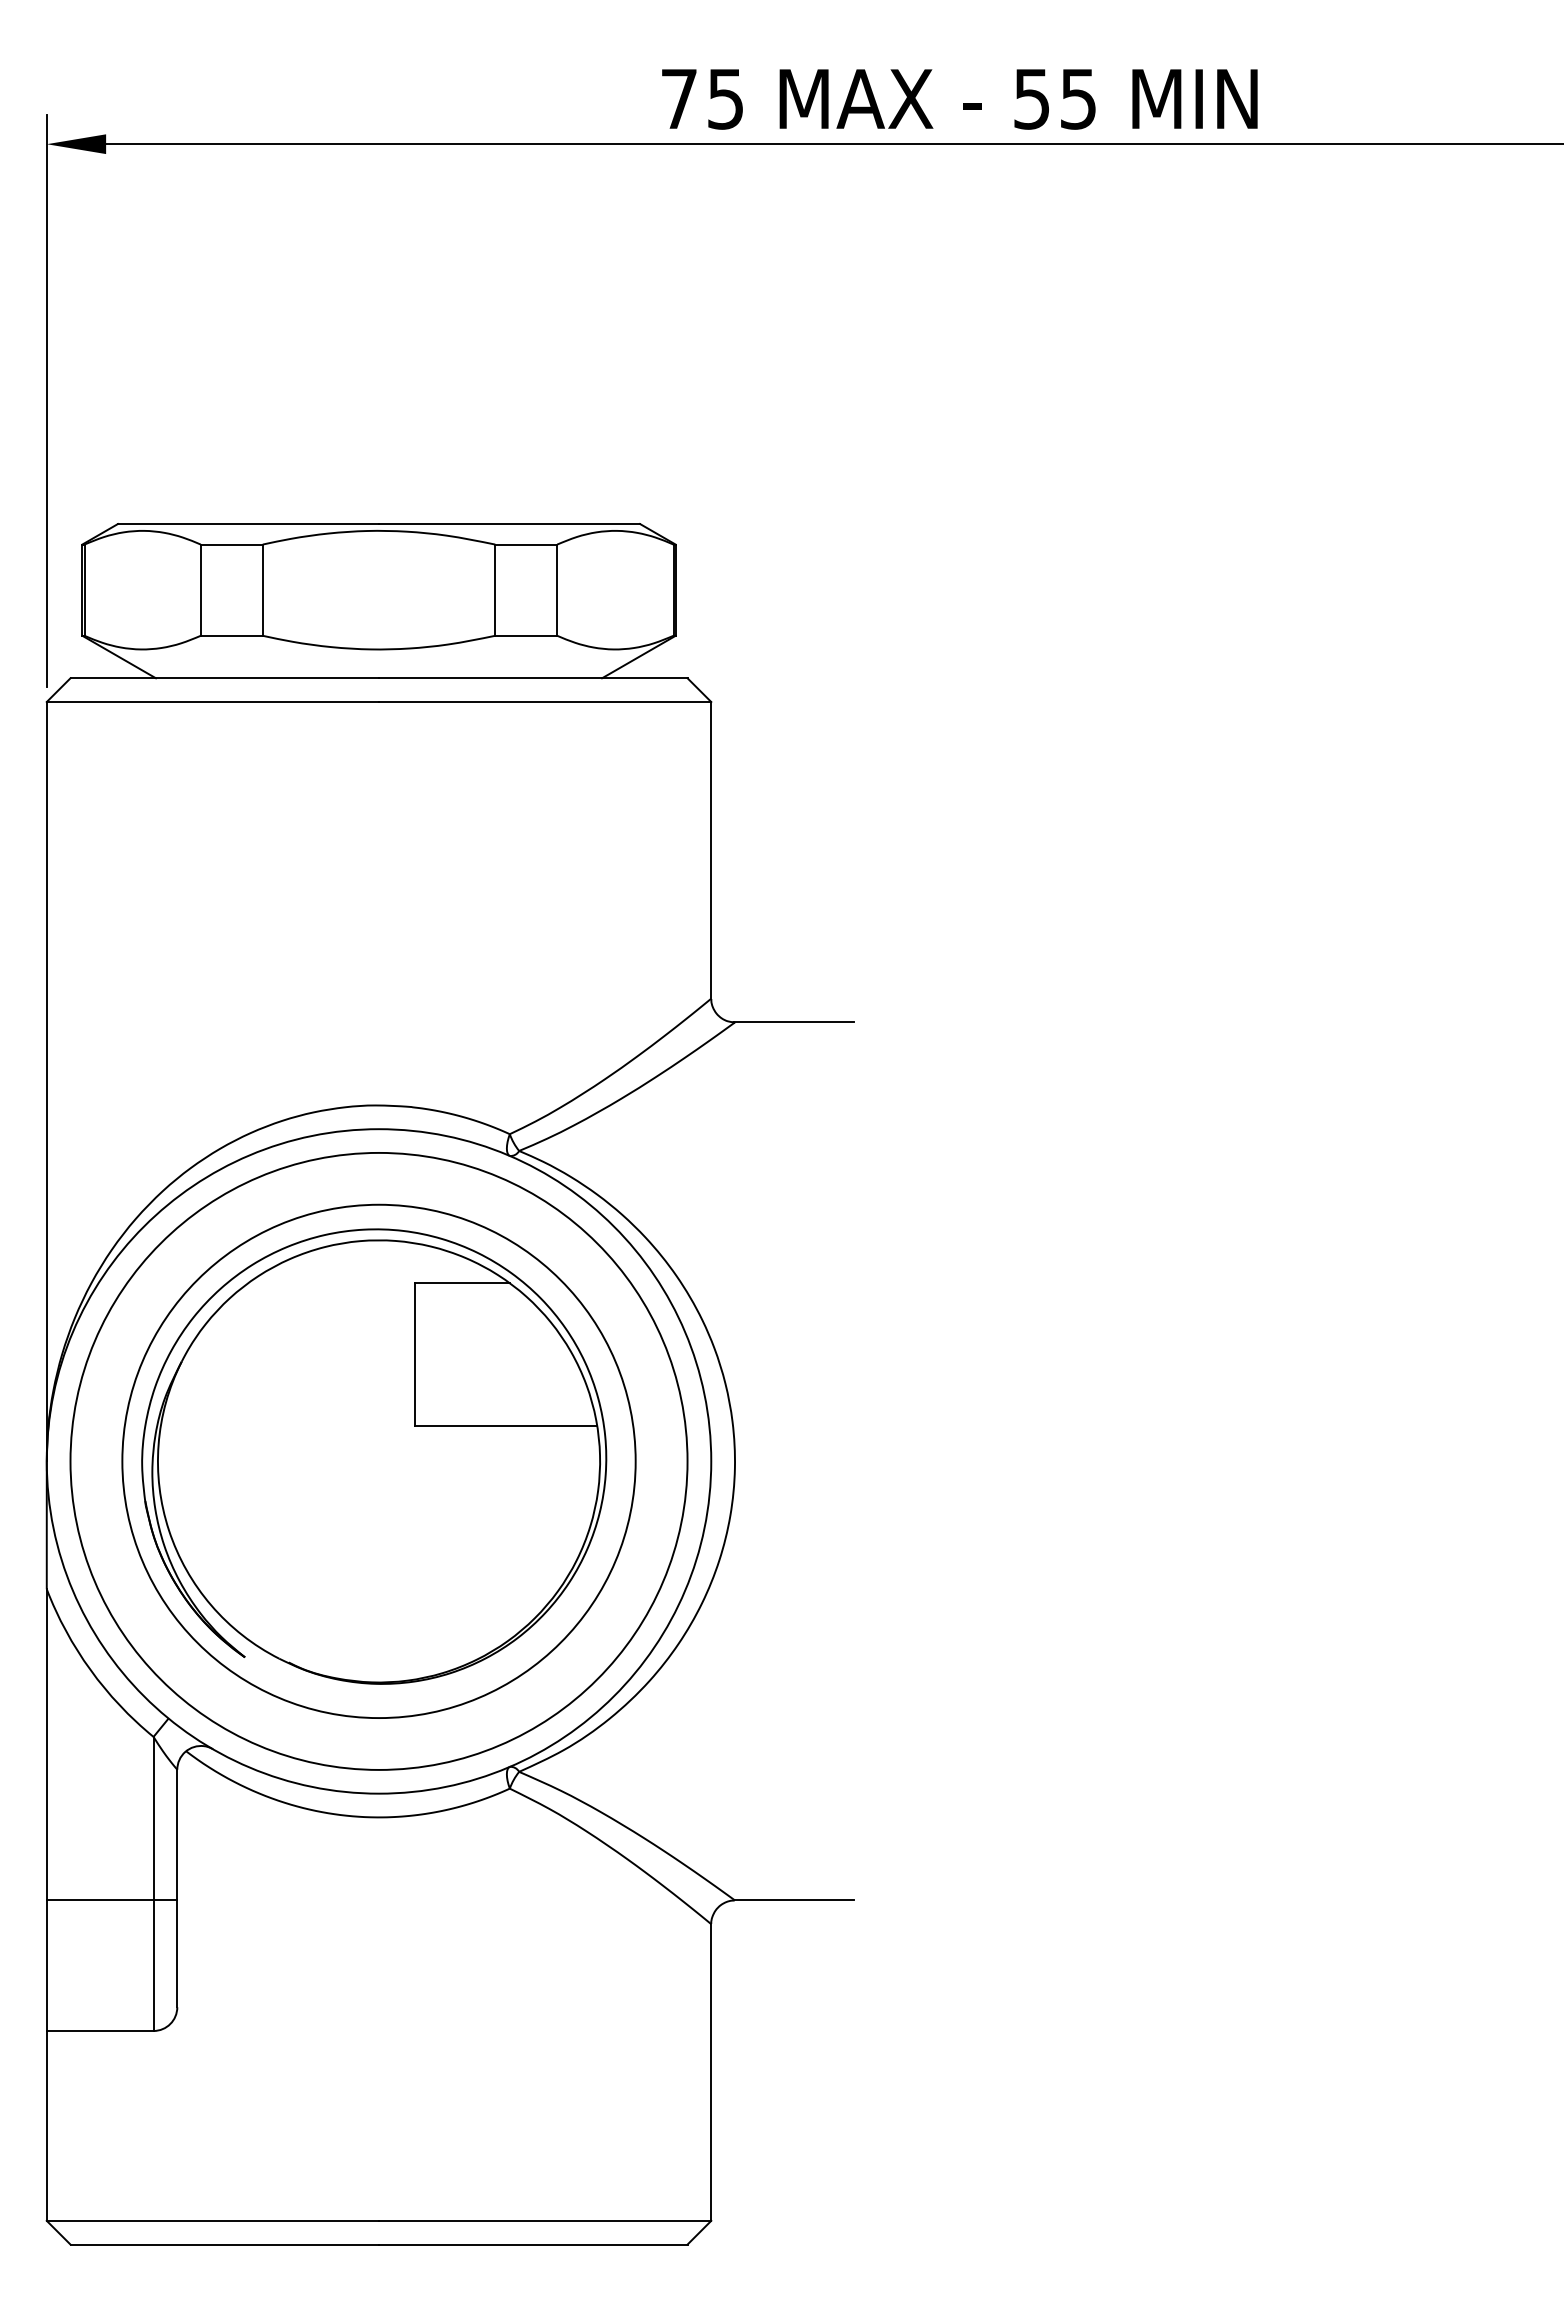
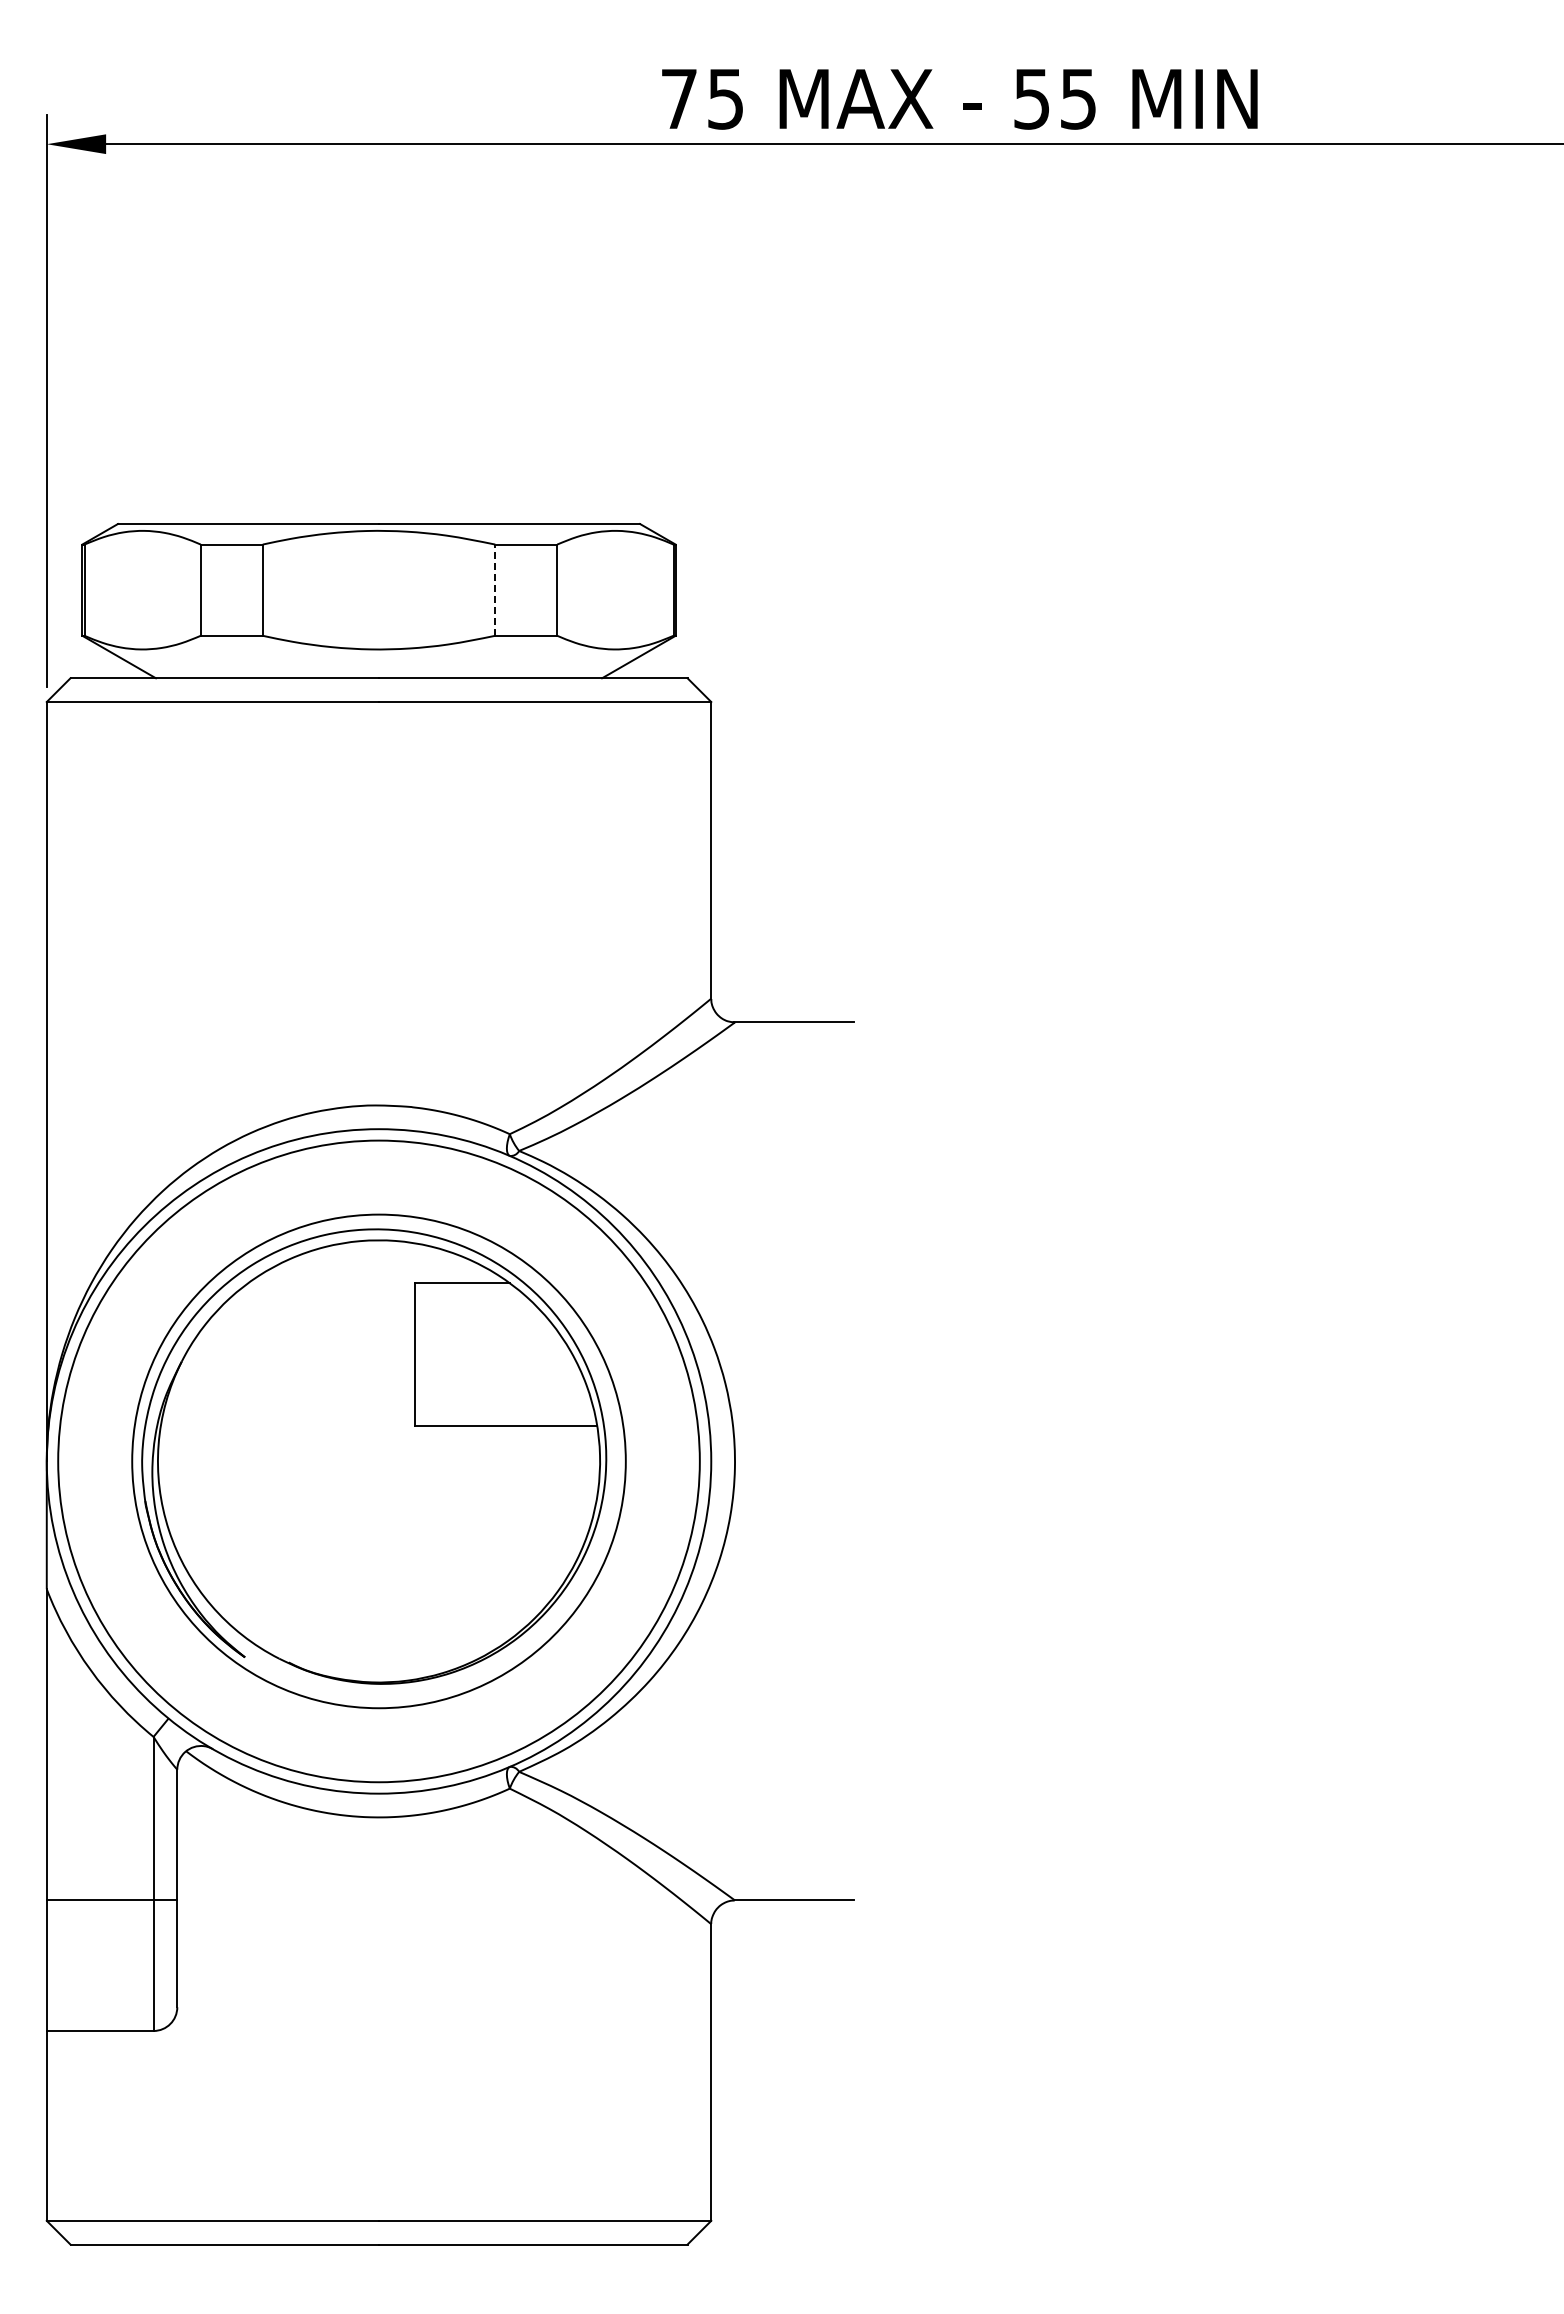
line: solid -> dashed (495, 590)
circle diameter: 617 px -> 494 px (378, 1461)
circle diameter: 513 px -> 642 px (378, 1461)
